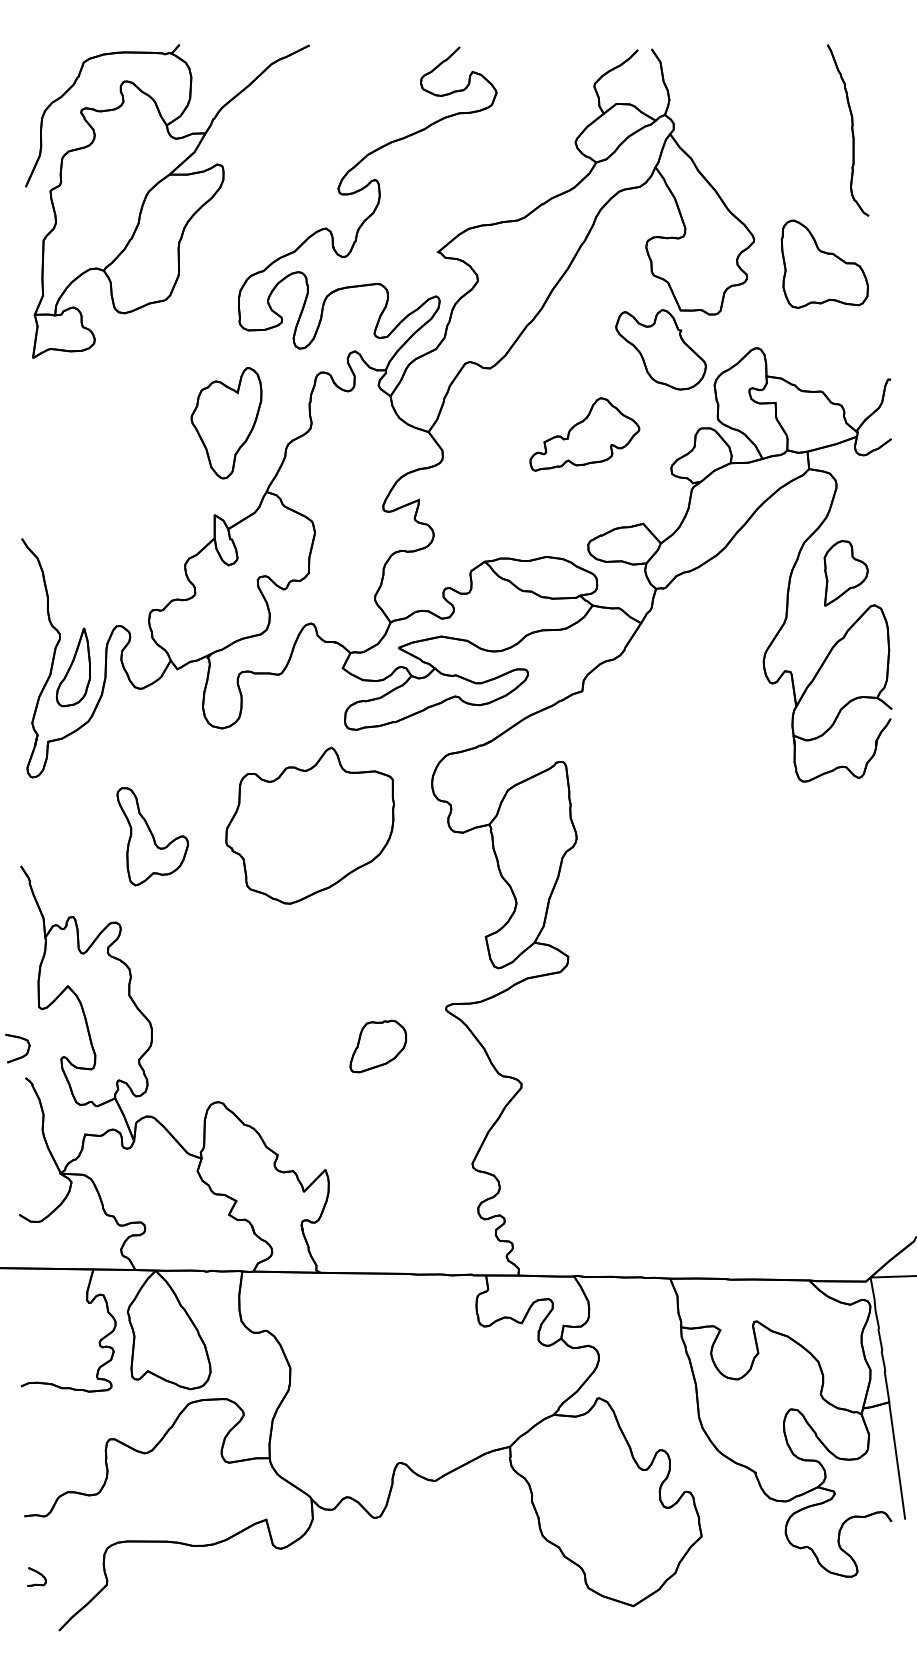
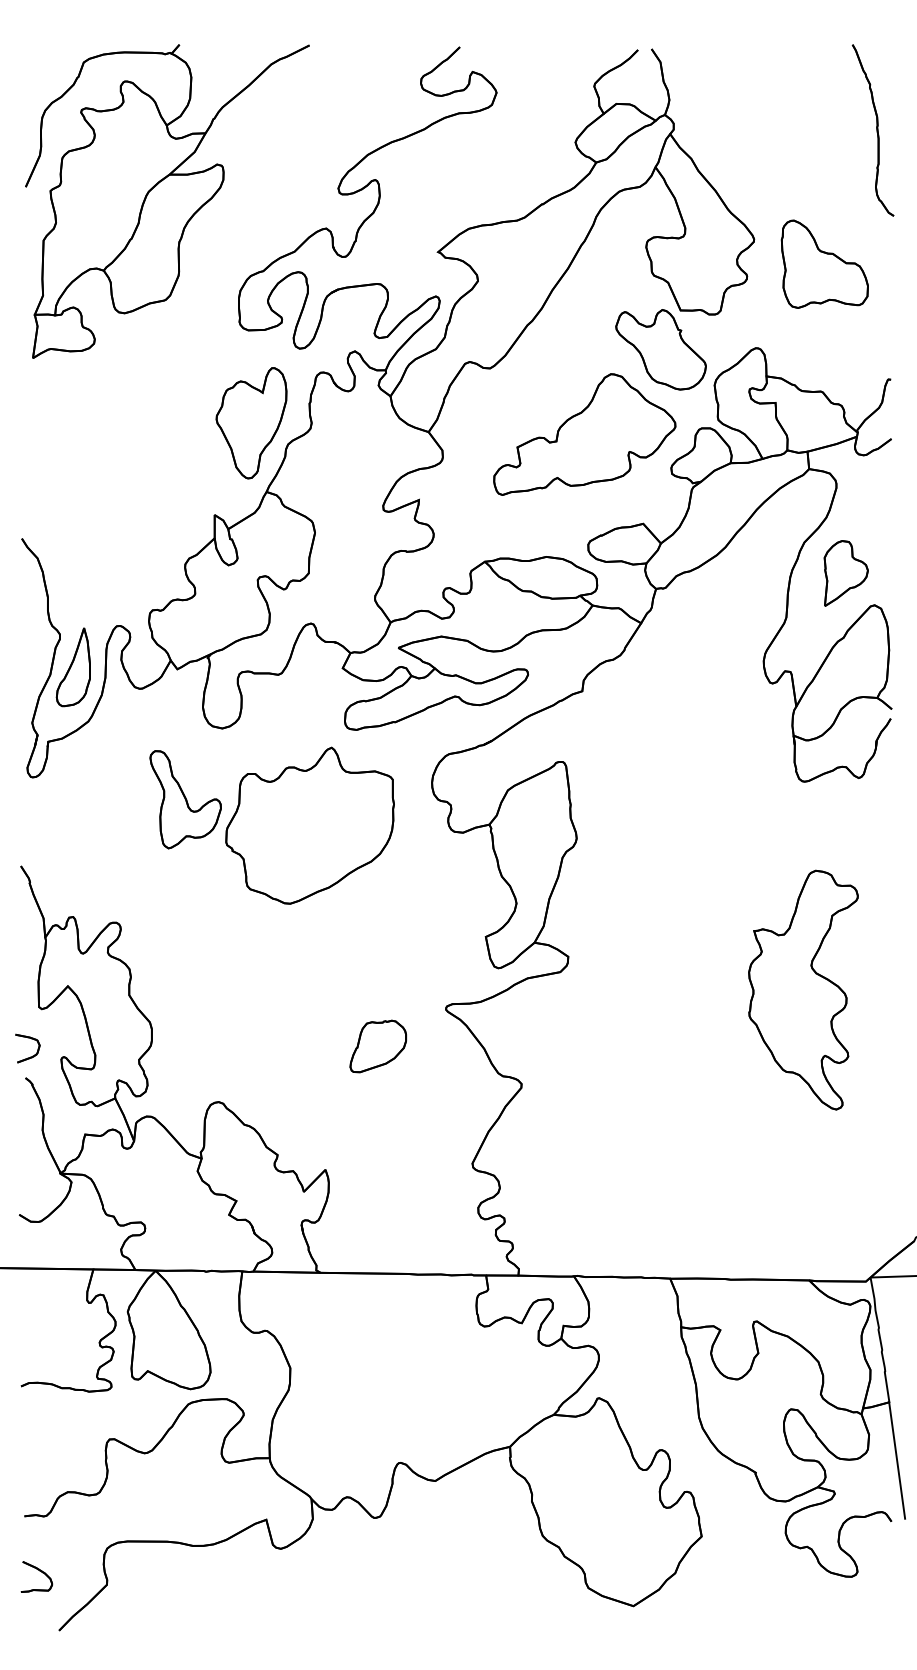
part position: (847, 130) -> (872, 130) (872, 130)
part position: (226, 423) -> (251, 423) (251, 423)
part size: 112x75 px -> 184x123 px (584, 434)
part position: (152, 836) -> (185, 799) (185, 799)
part: none -> present (803, 989)
part position: (20, 1056) -> (30, 1056) (30, 1056)
part size: 20x20 px -> 34x32 px (36, 1576)
